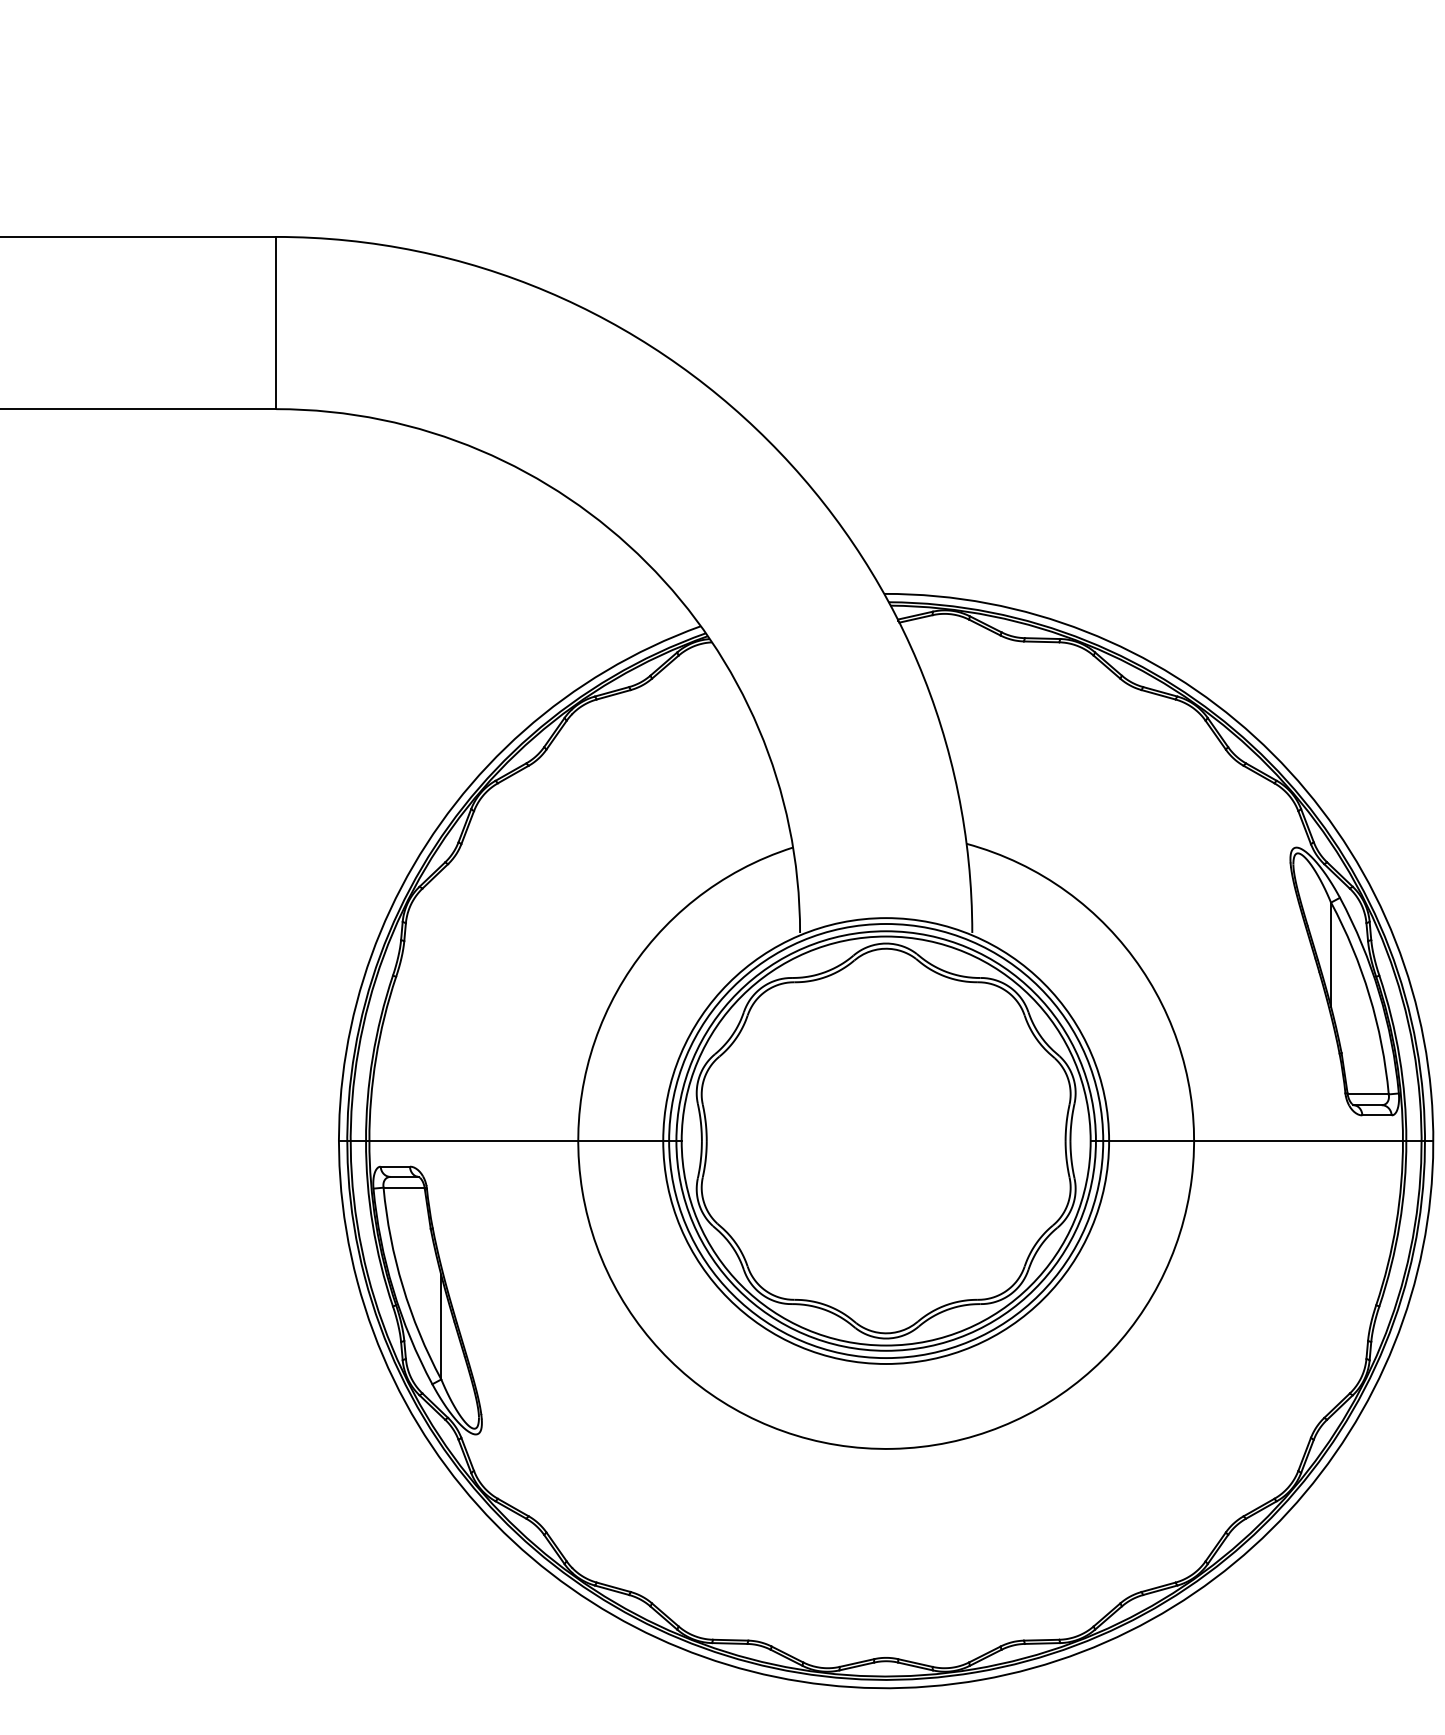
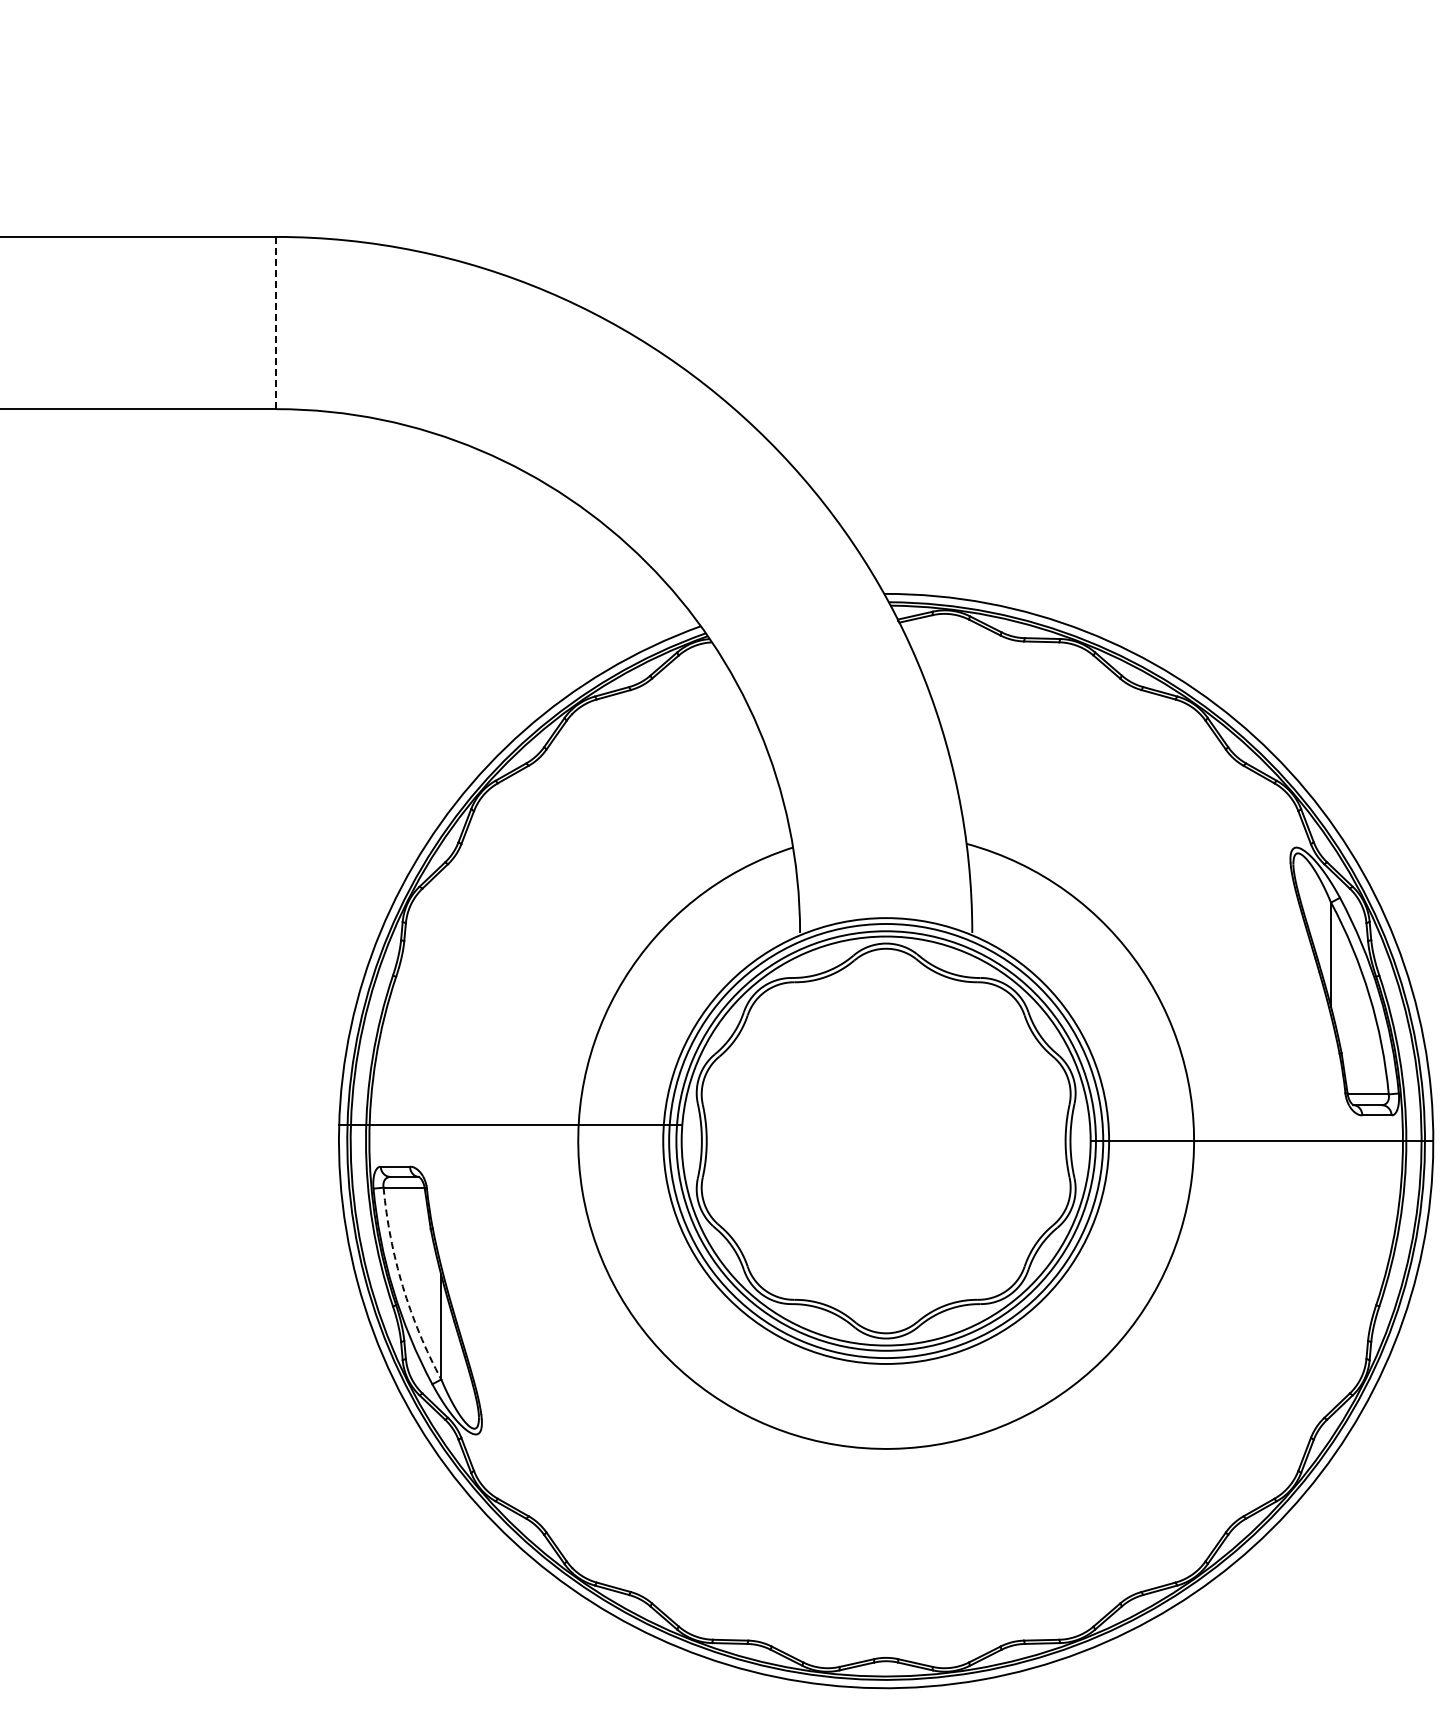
line: solid -> dashed (276, 322)
line position: (510, 1141) -> (510, 1125) (510, 1125)
arc: solid -> dashed (402, 1286)
